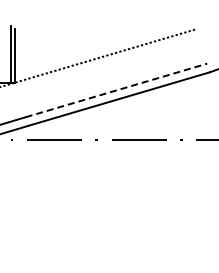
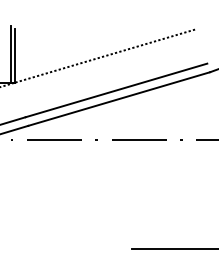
line: dashed -> solid (116, 90)
line: none -> present (173, 248)
